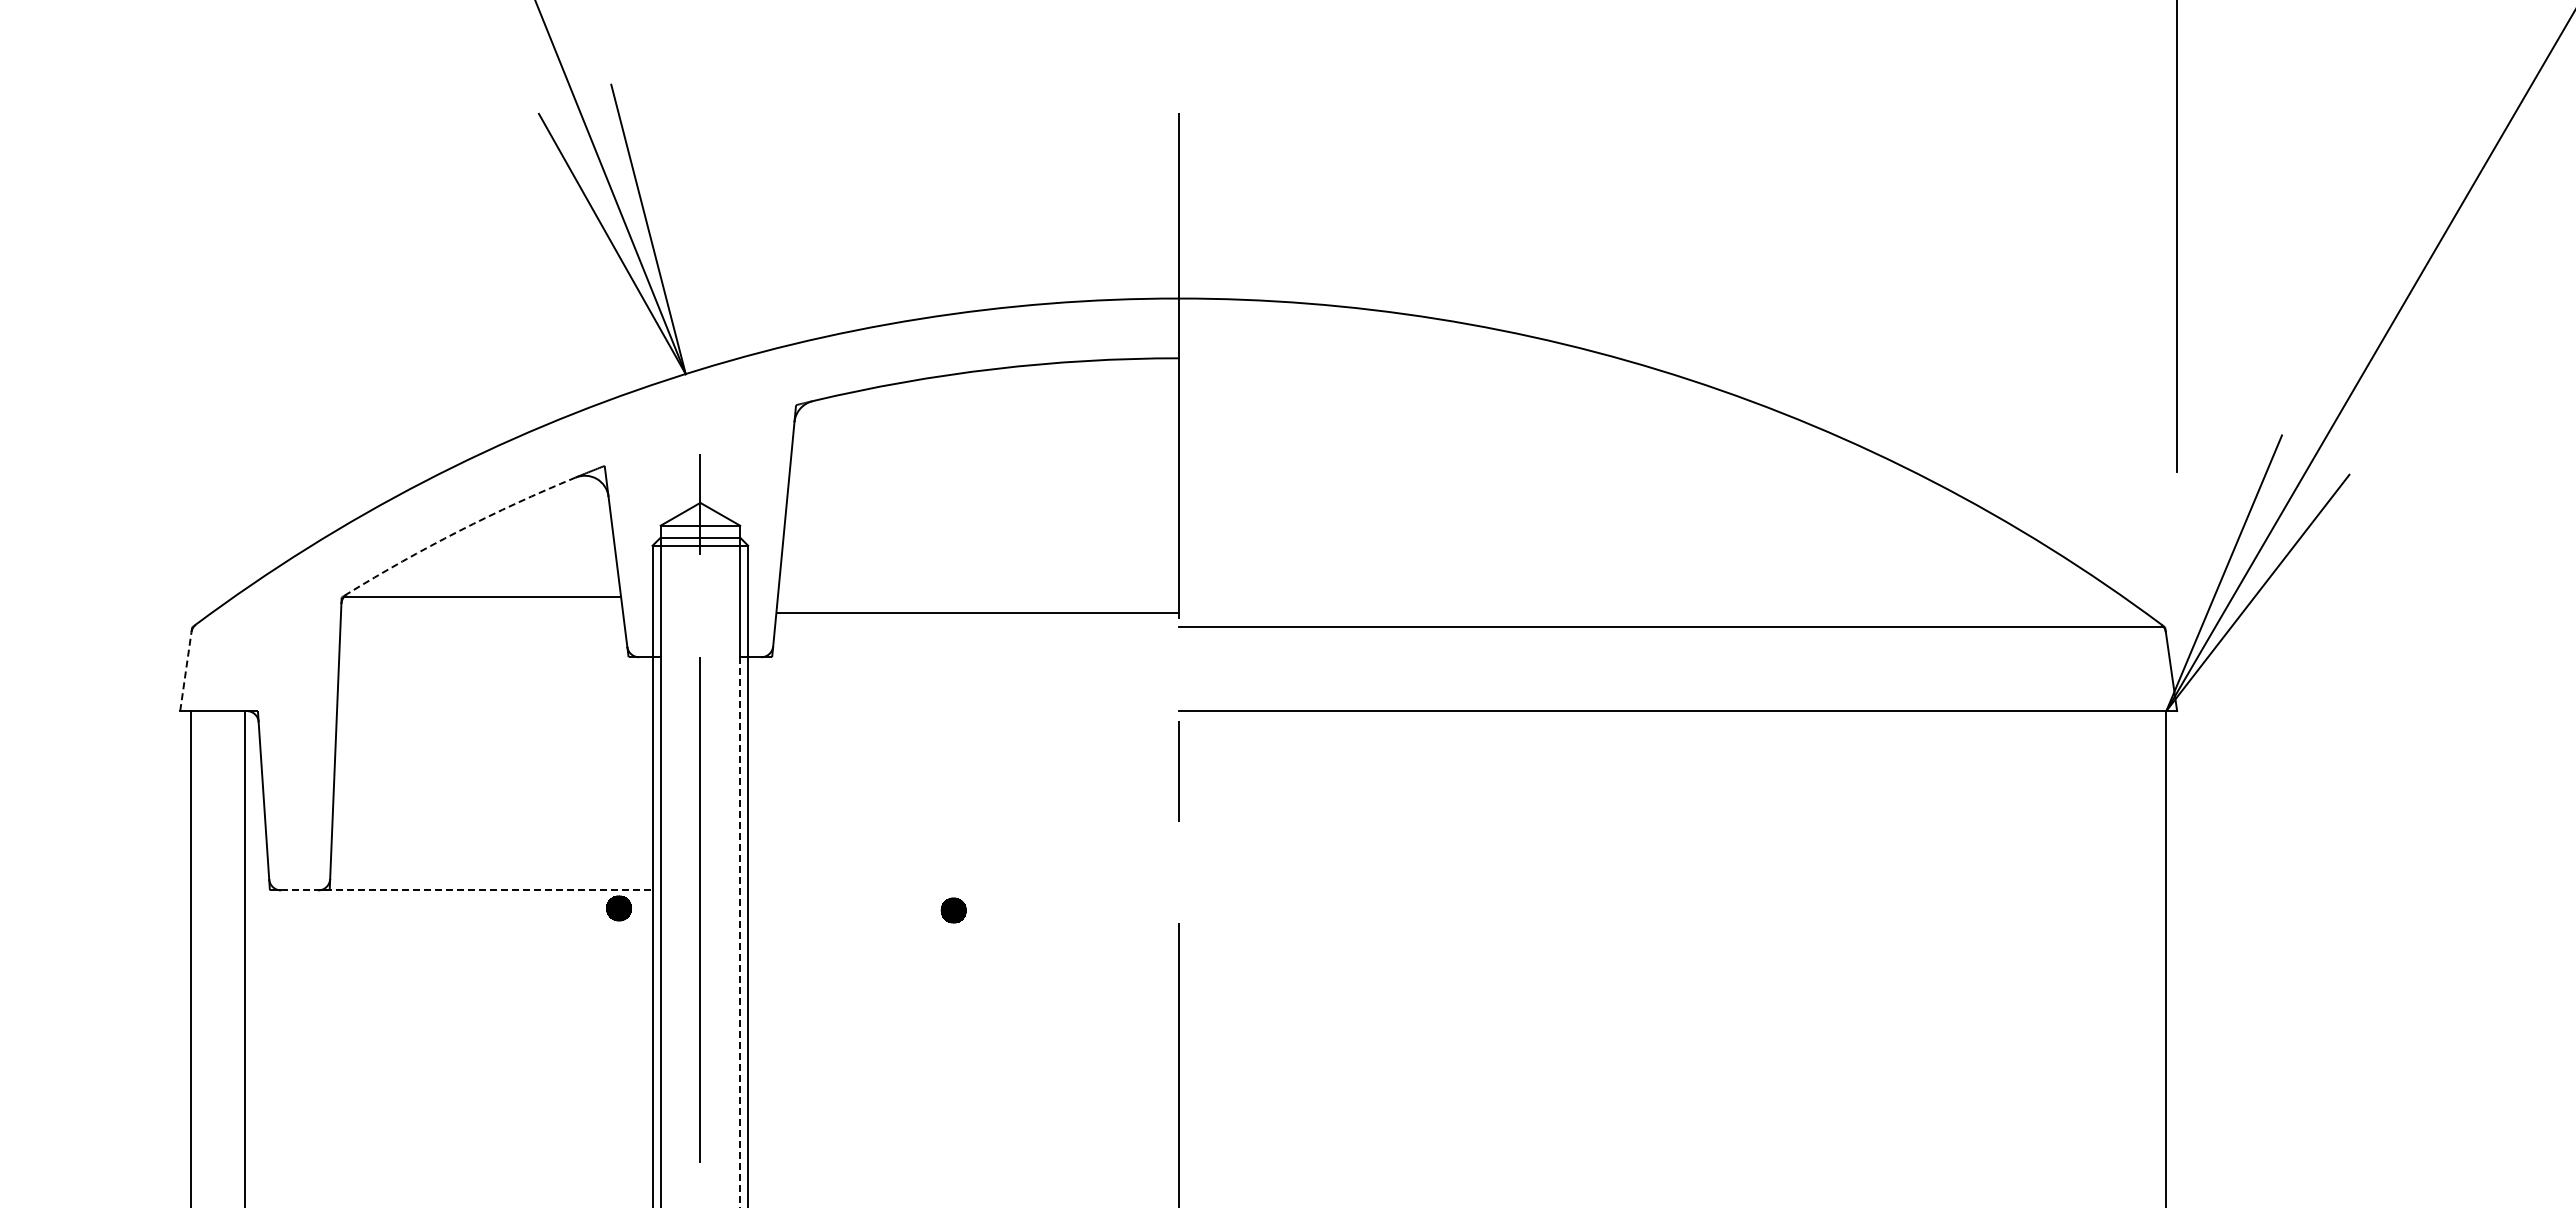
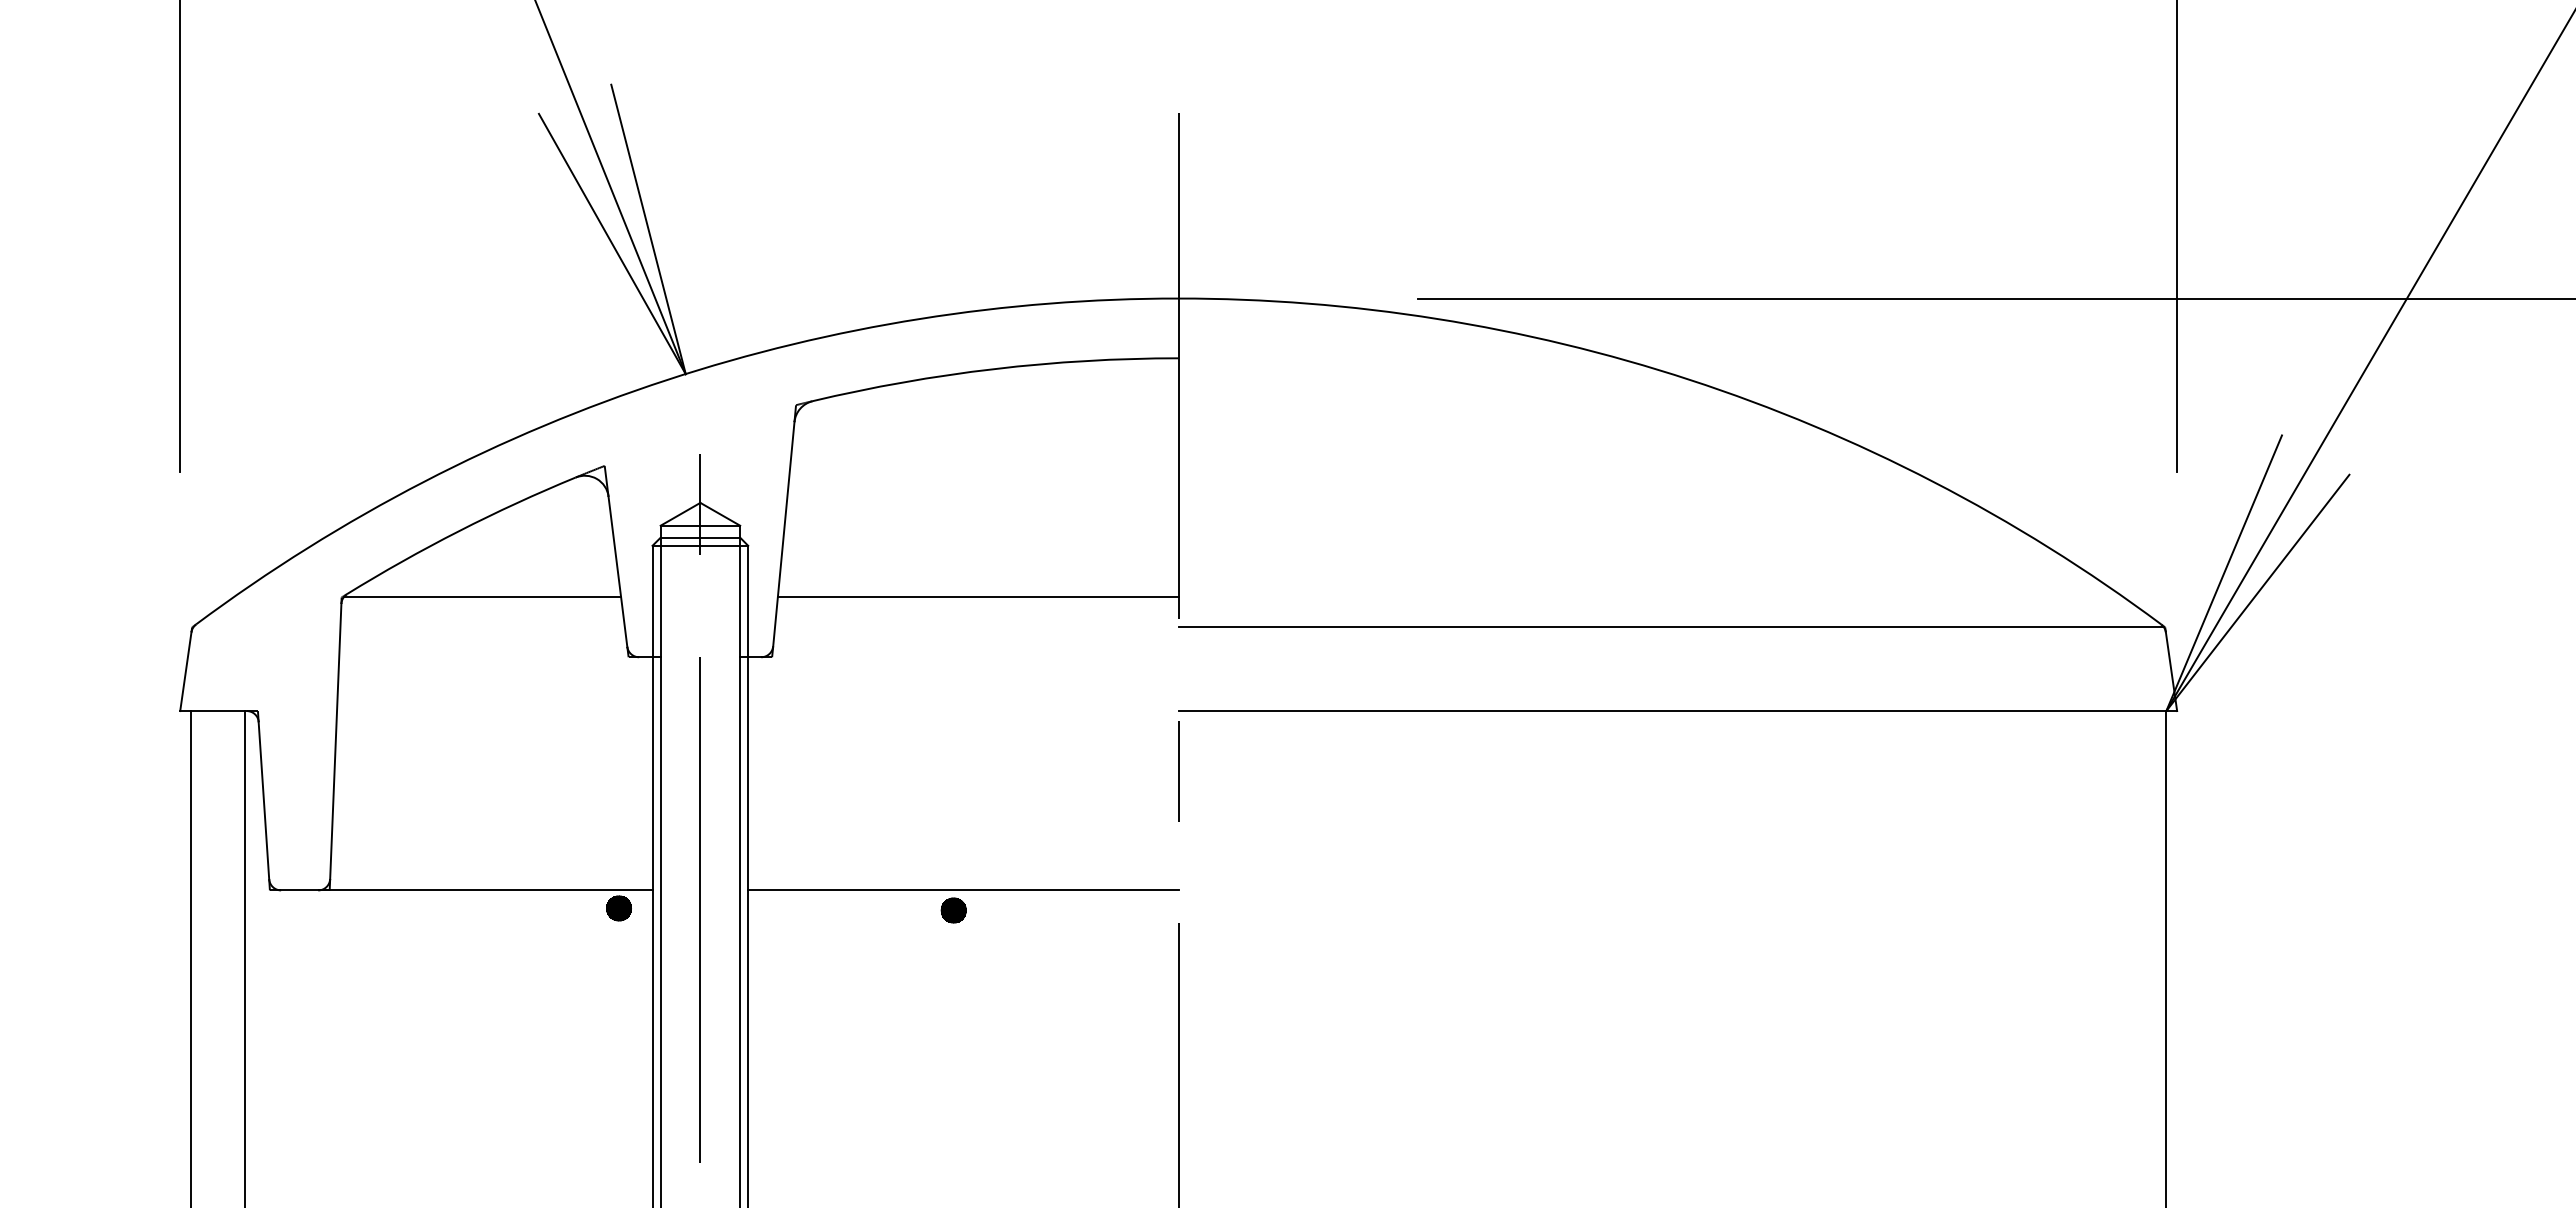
line: none -> present (180, 236)
line: none -> present (1994, 298)
arc: dashed -> solid (459, 531)
line position: (977, 613) -> (977, 597) (977, 597)
line: dashed -> solid (185, 671)
line: dashed -> solid (466, 890)
line: none -> present (963, 890)
line: dashed -> solid (740, 932)
